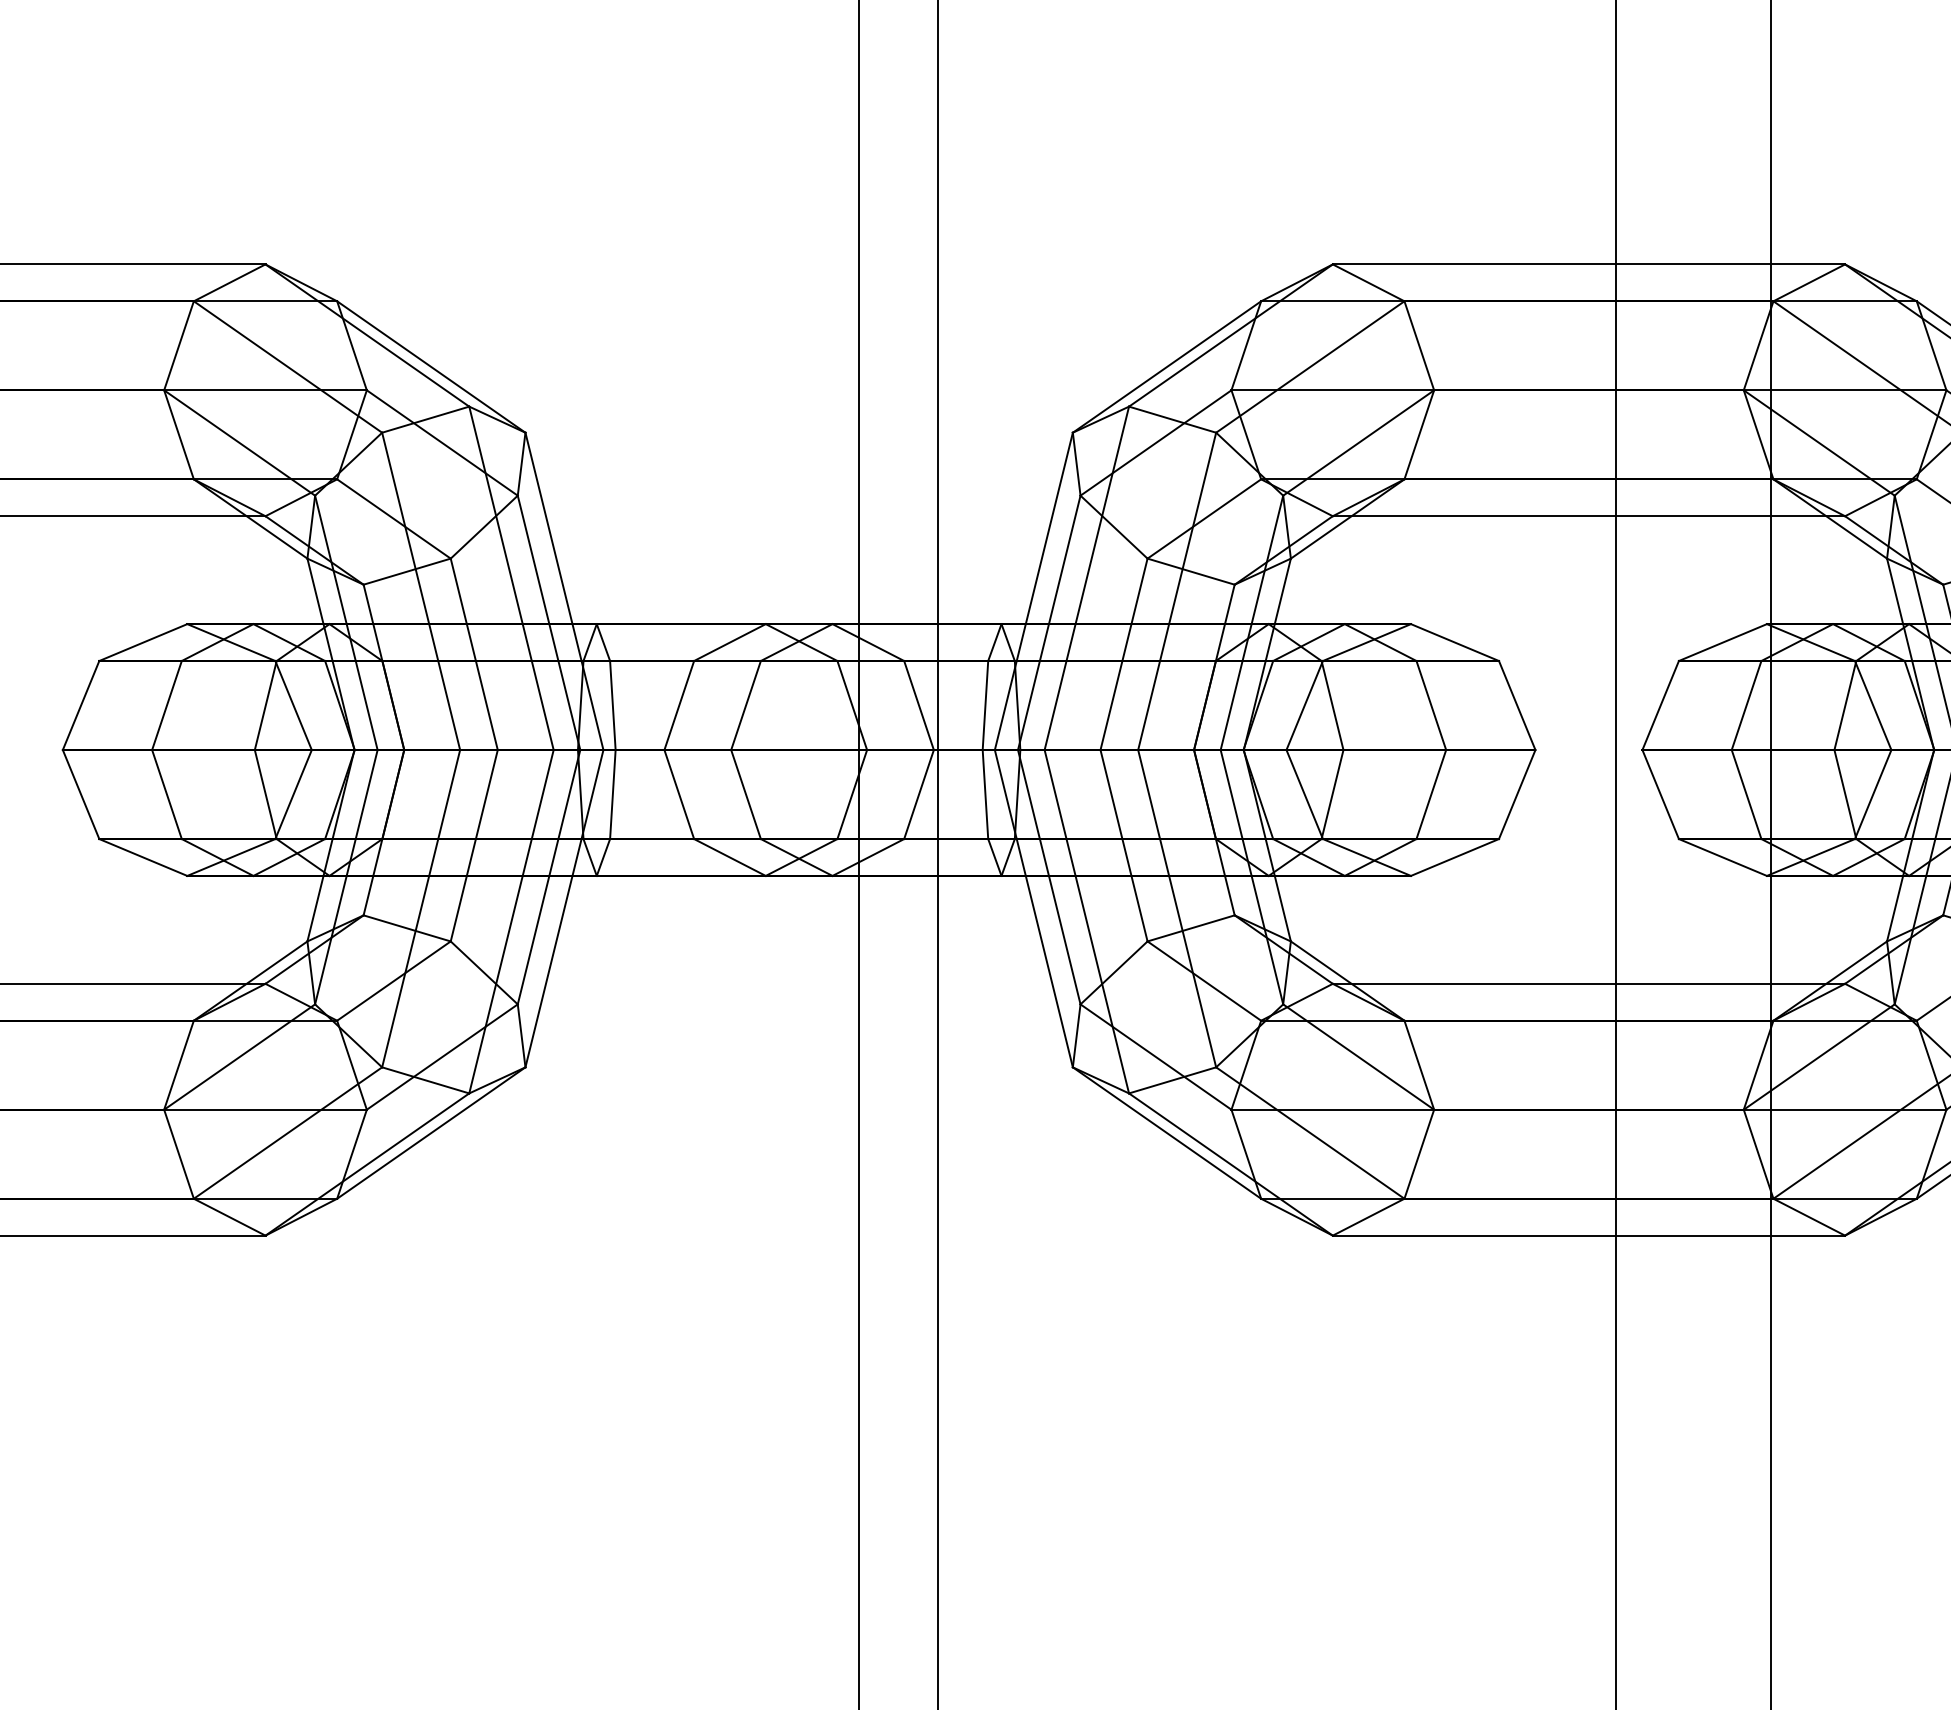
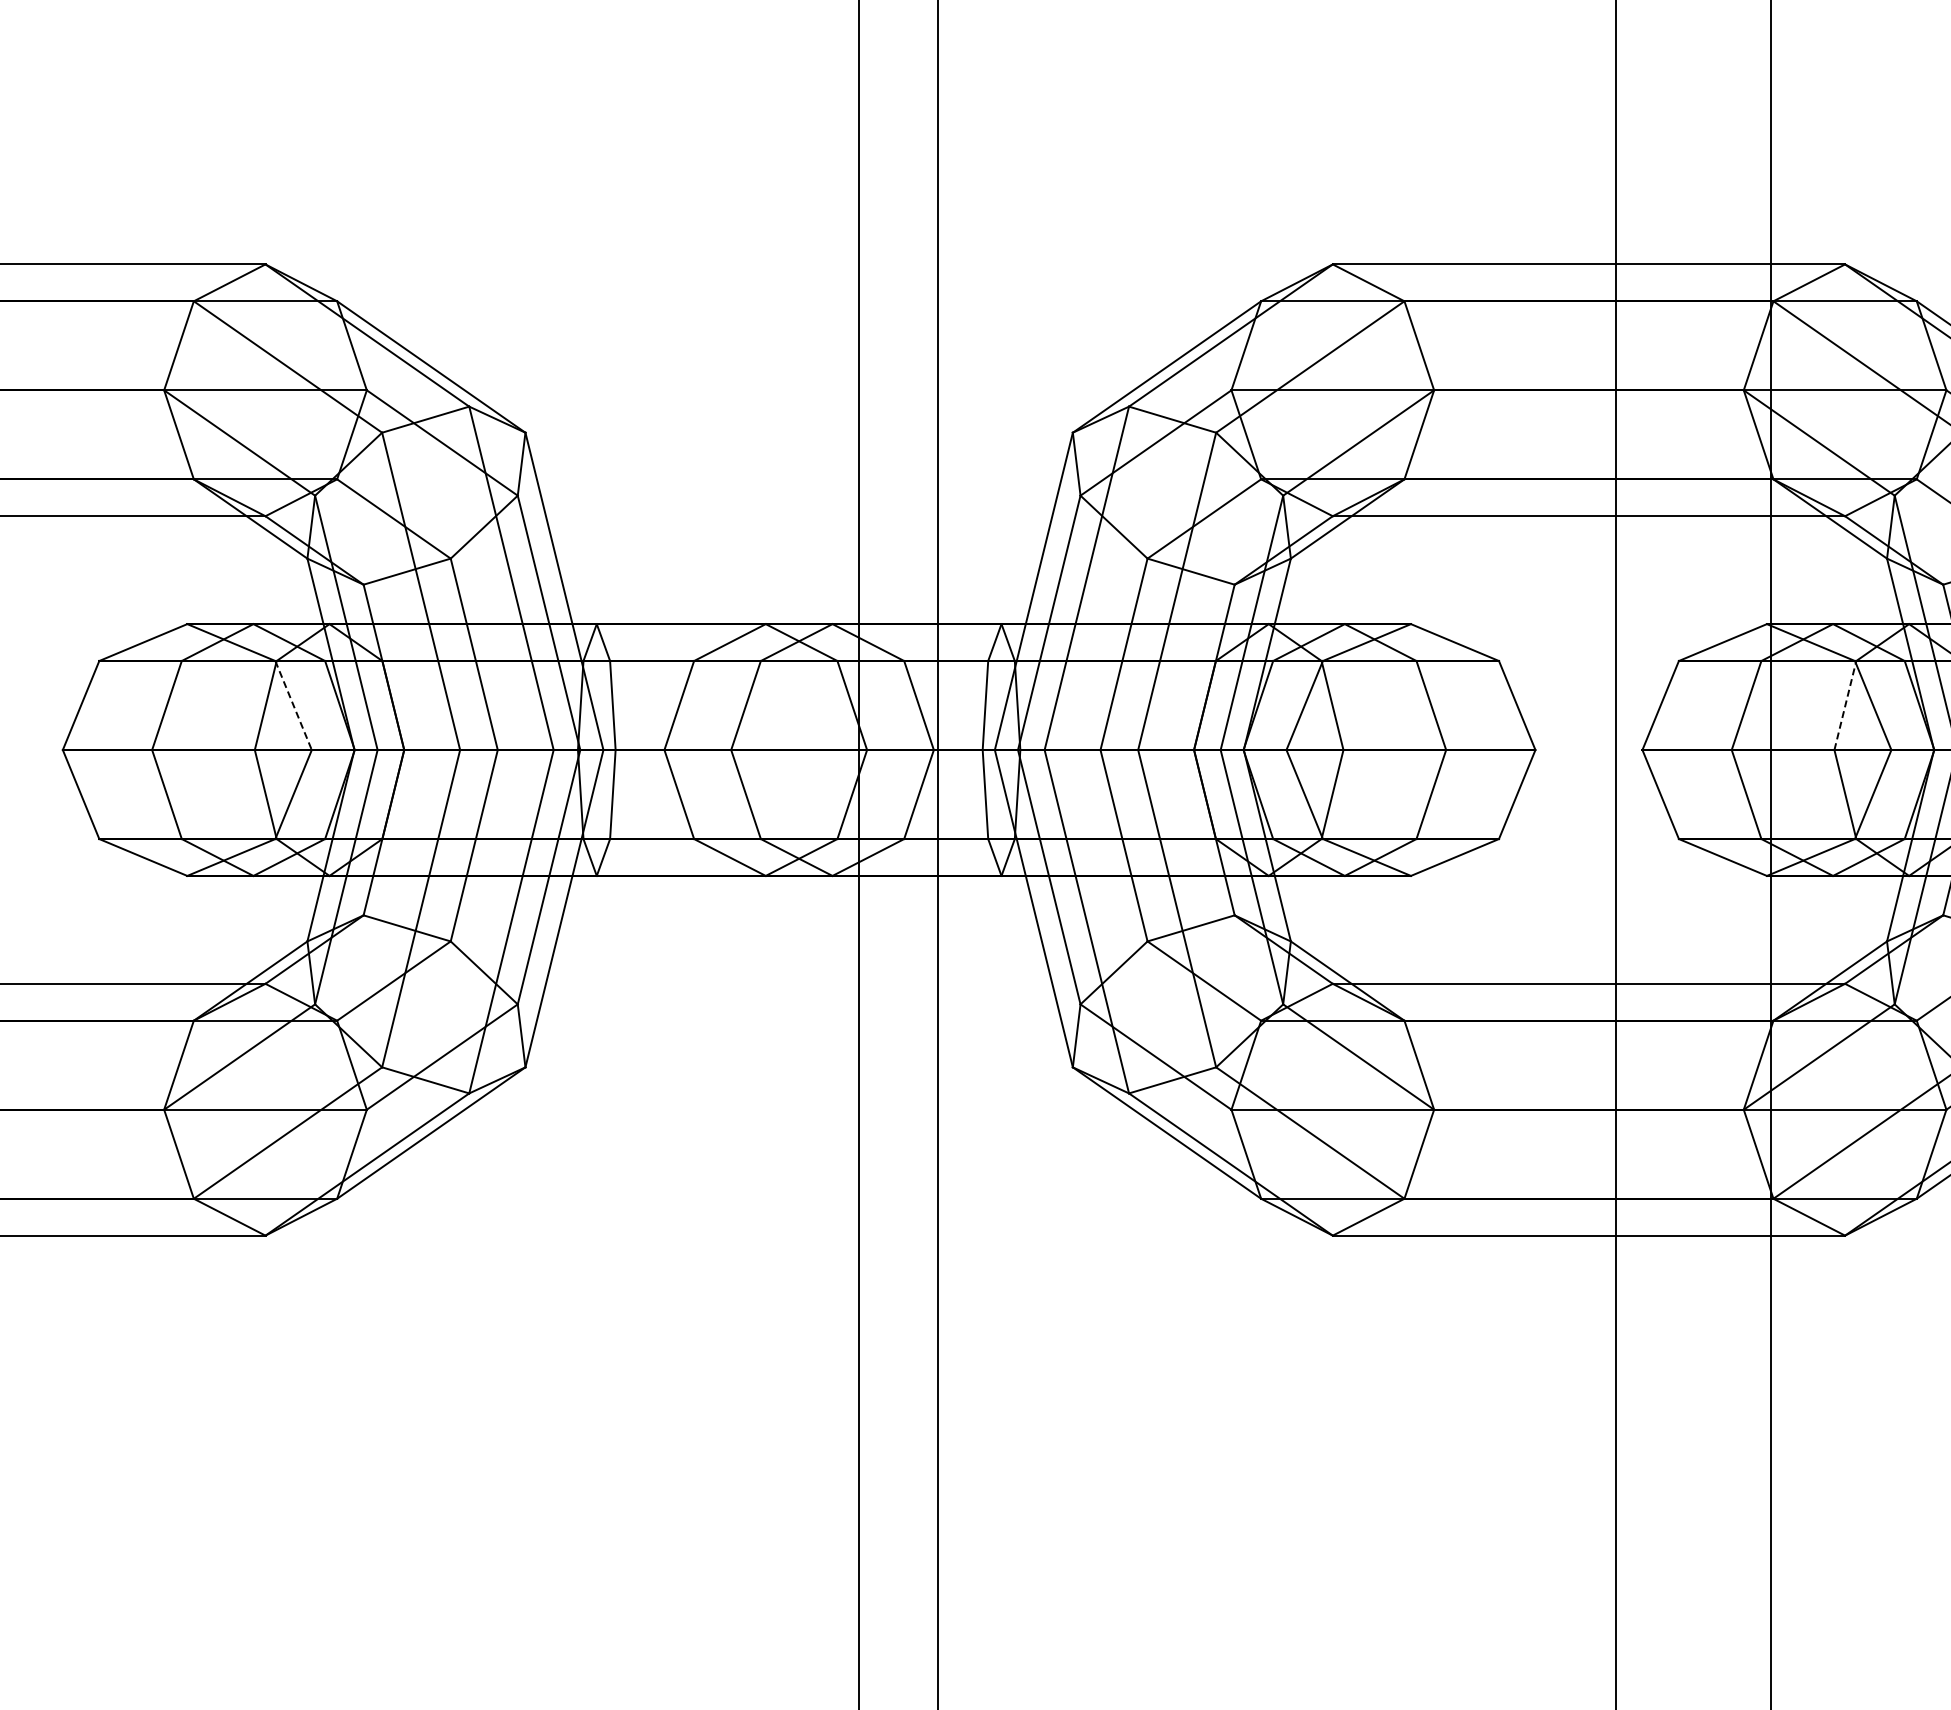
line: solid -> dashed (293, 705)
line: solid -> dashed (1845, 705)
